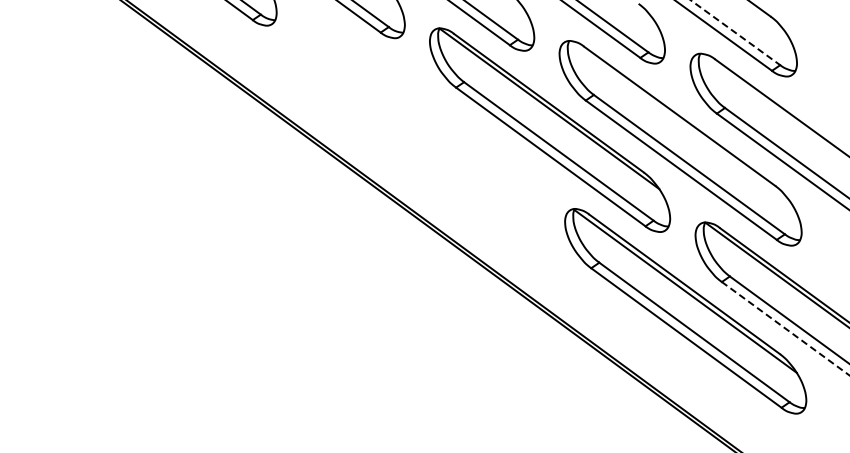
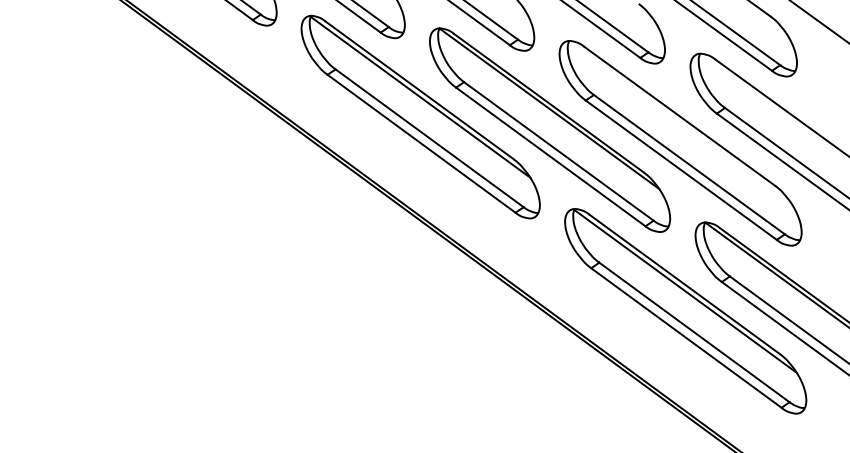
line: none -> present (819, 21)
line: dashed -> solid (735, 32)
part: none -> present (420, 116)
line: dashed -> solid (785, 328)
